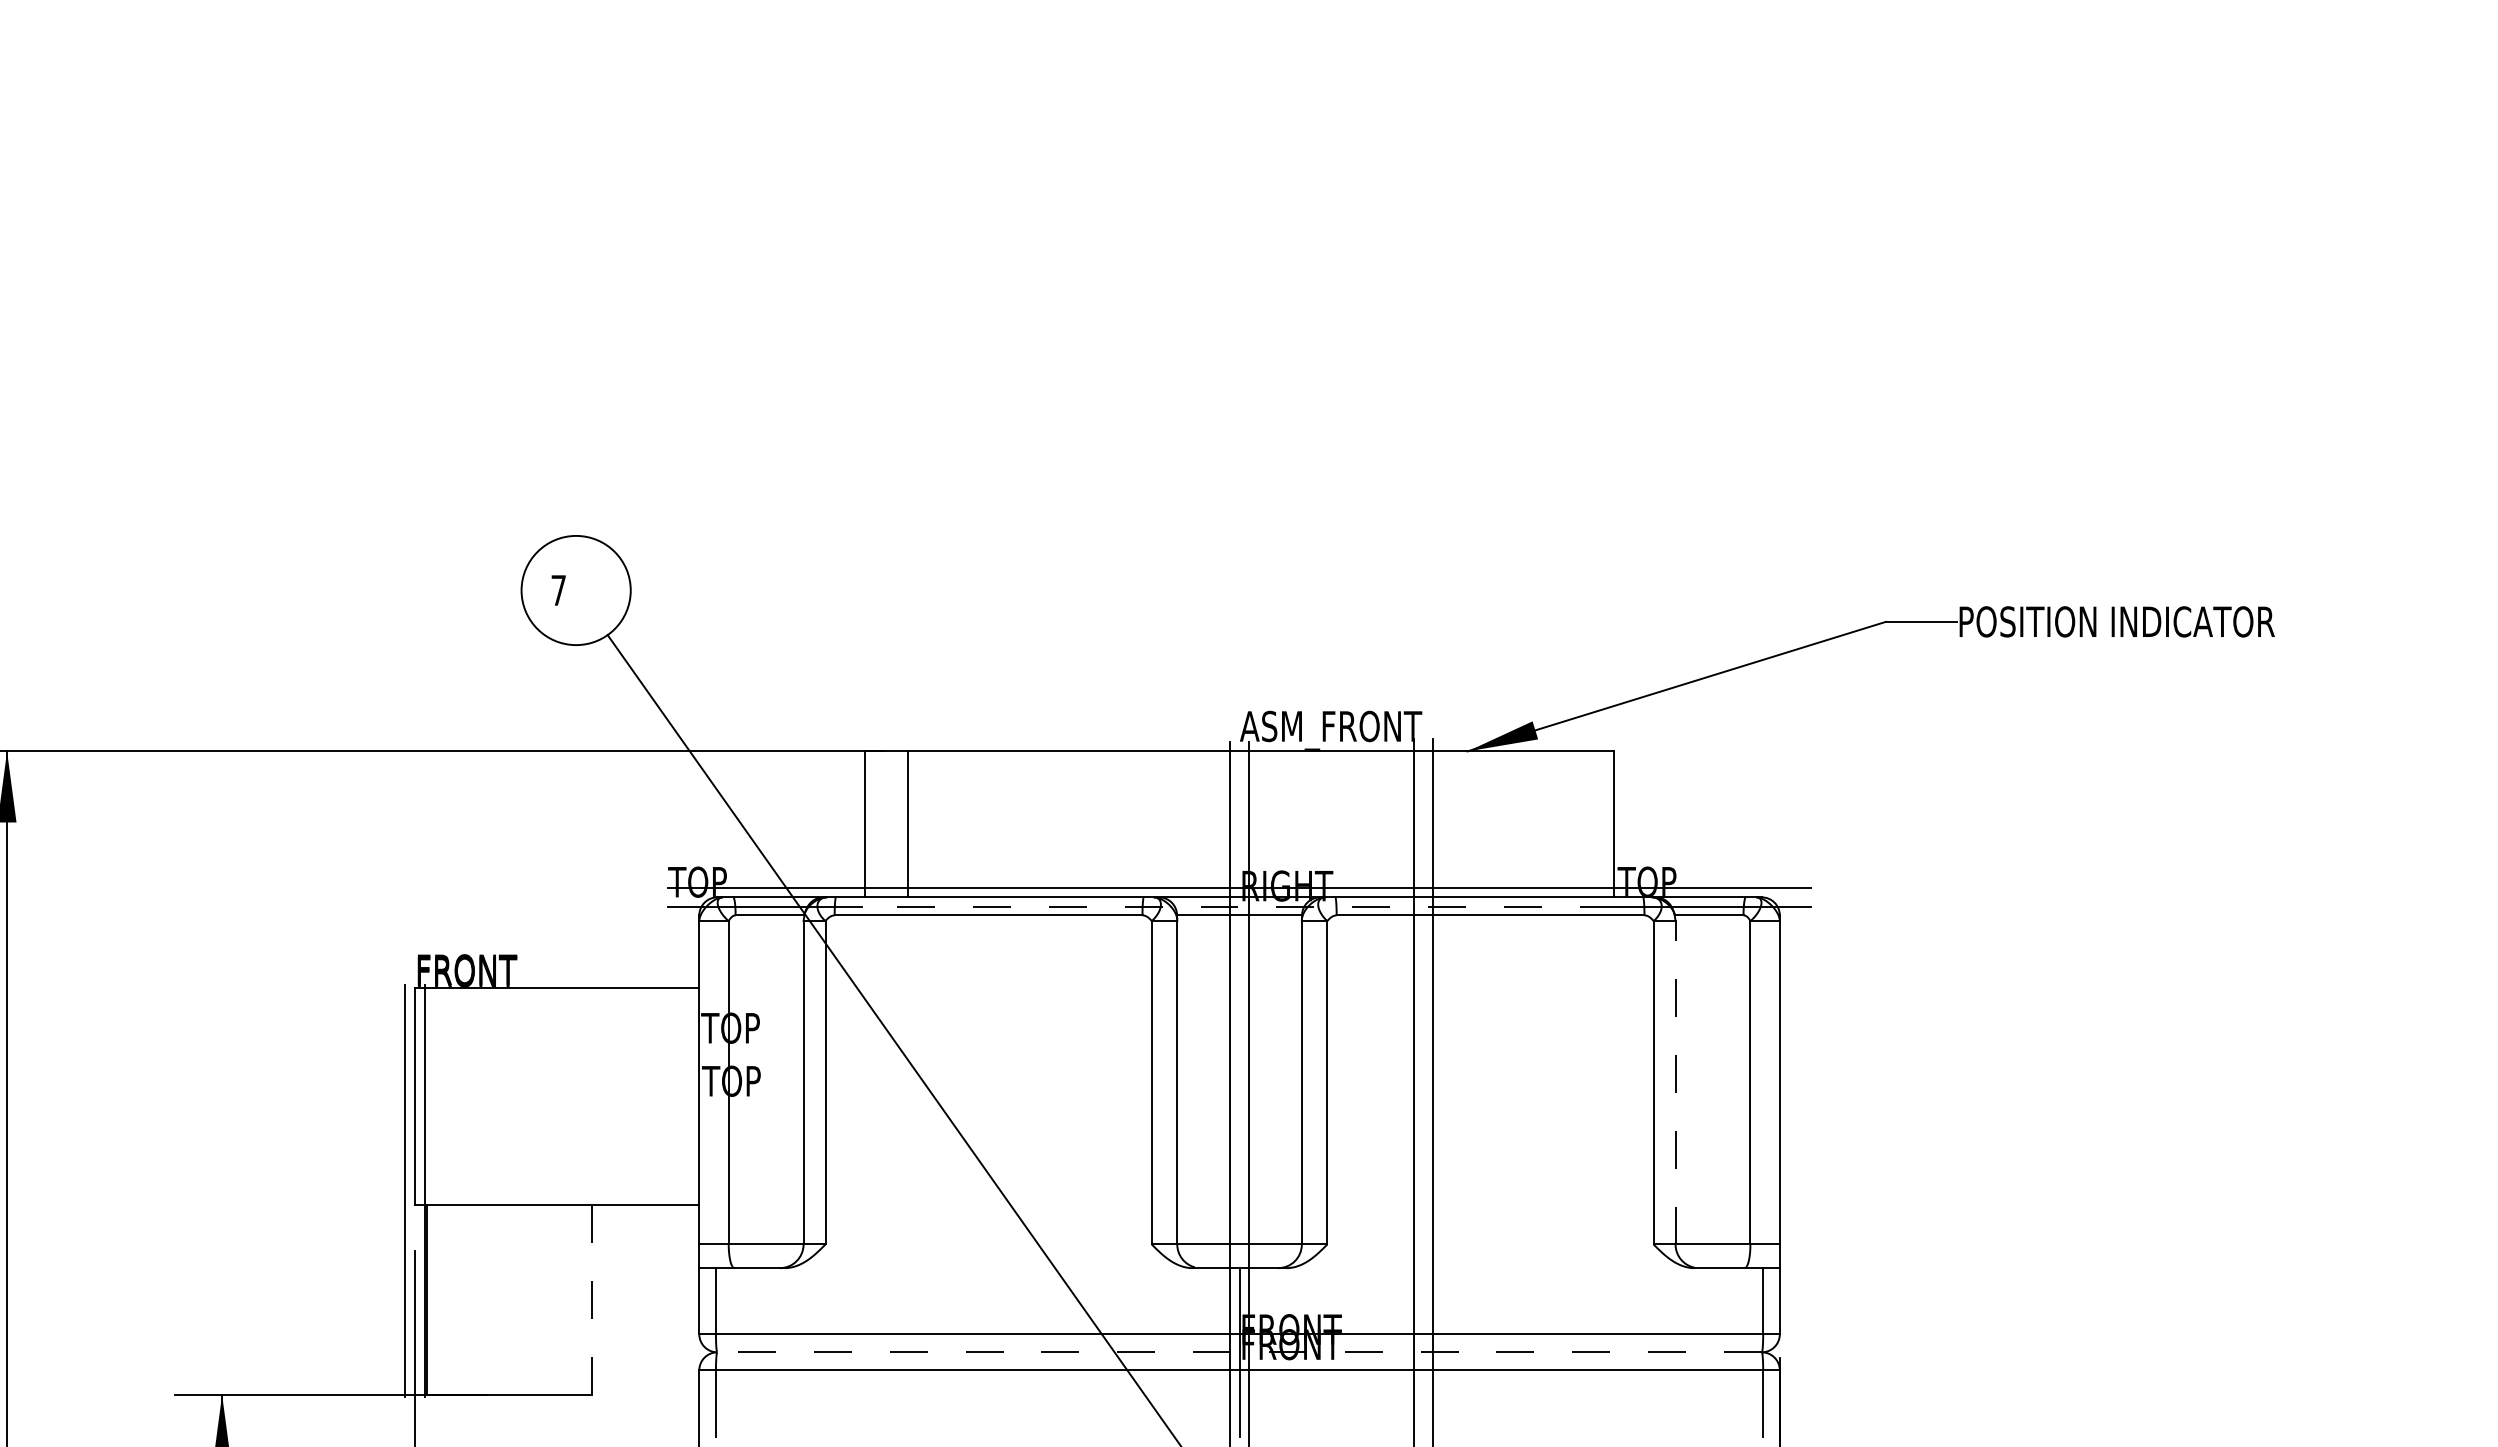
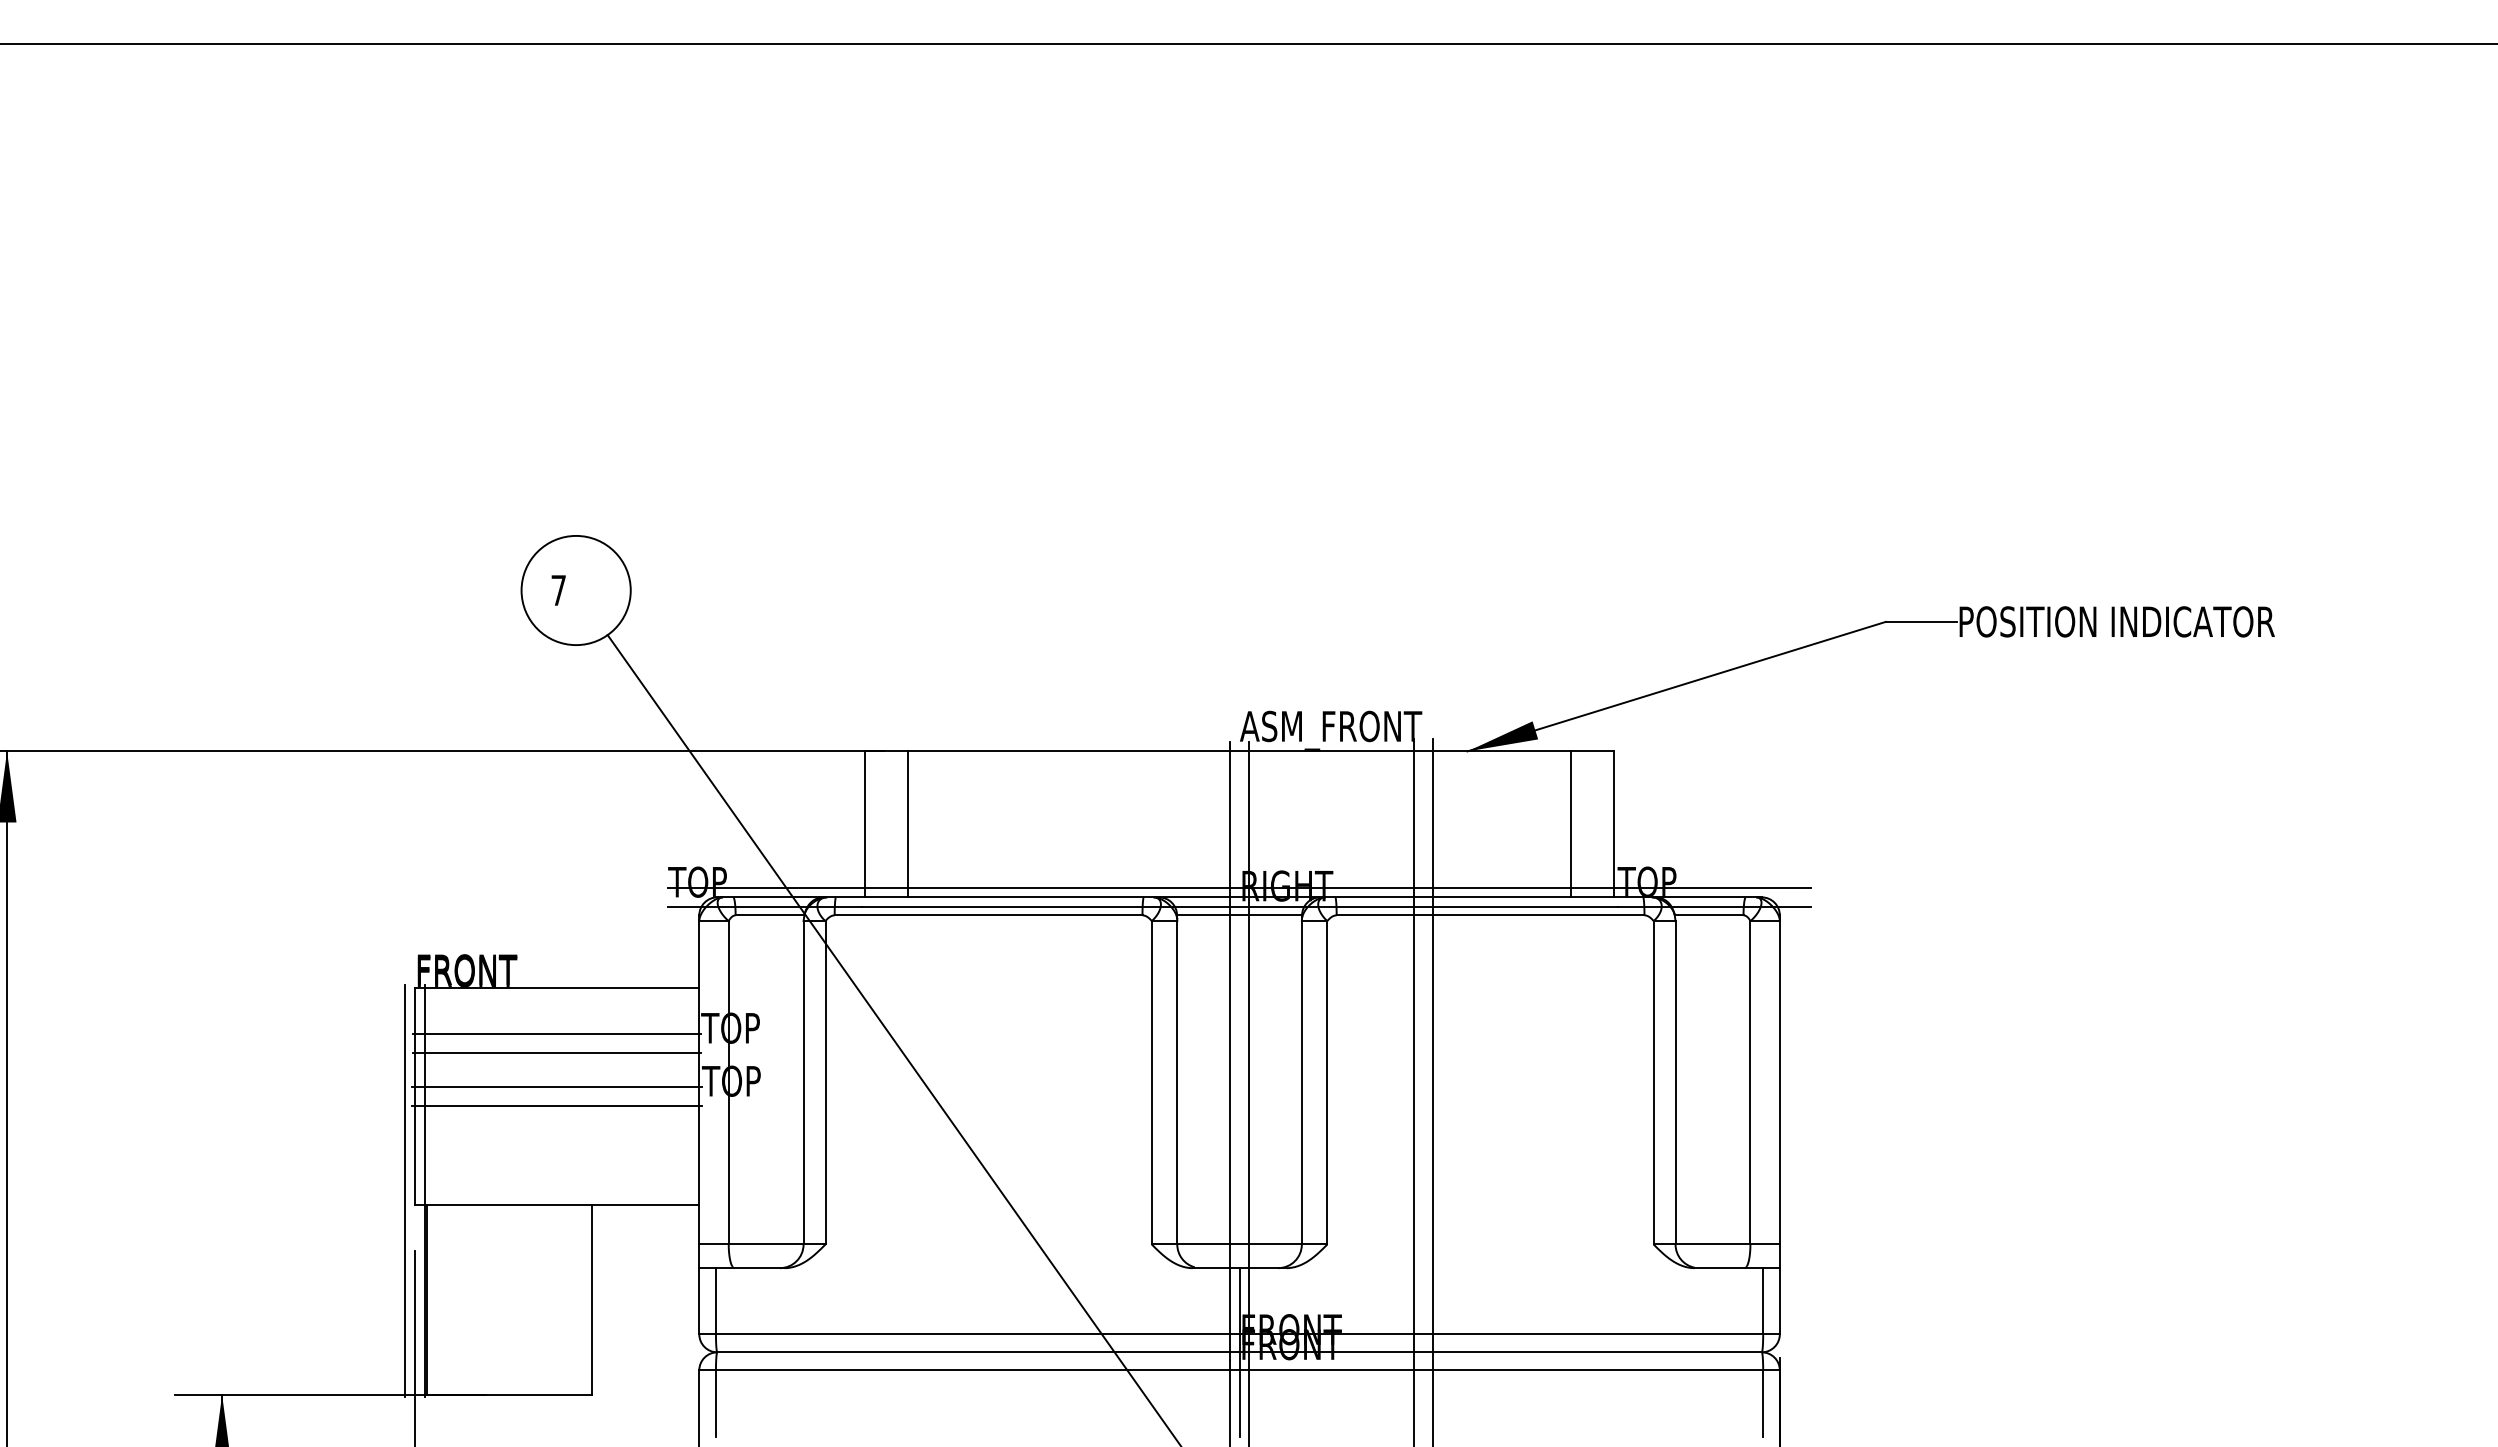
line: none -> present (1248, 43)
line: none -> present (1571, 824)
line: dashed -> solid (1239, 907)
line: none -> present (557, 1033)
line: none -> present (557, 1053)
line: dashed -> solid (1675, 1082)
line: none -> present (556, 1086)
line: none -> present (556, 1106)
line: dashed -> solid (592, 1300)
line: dashed -> solid (1239, 1352)
